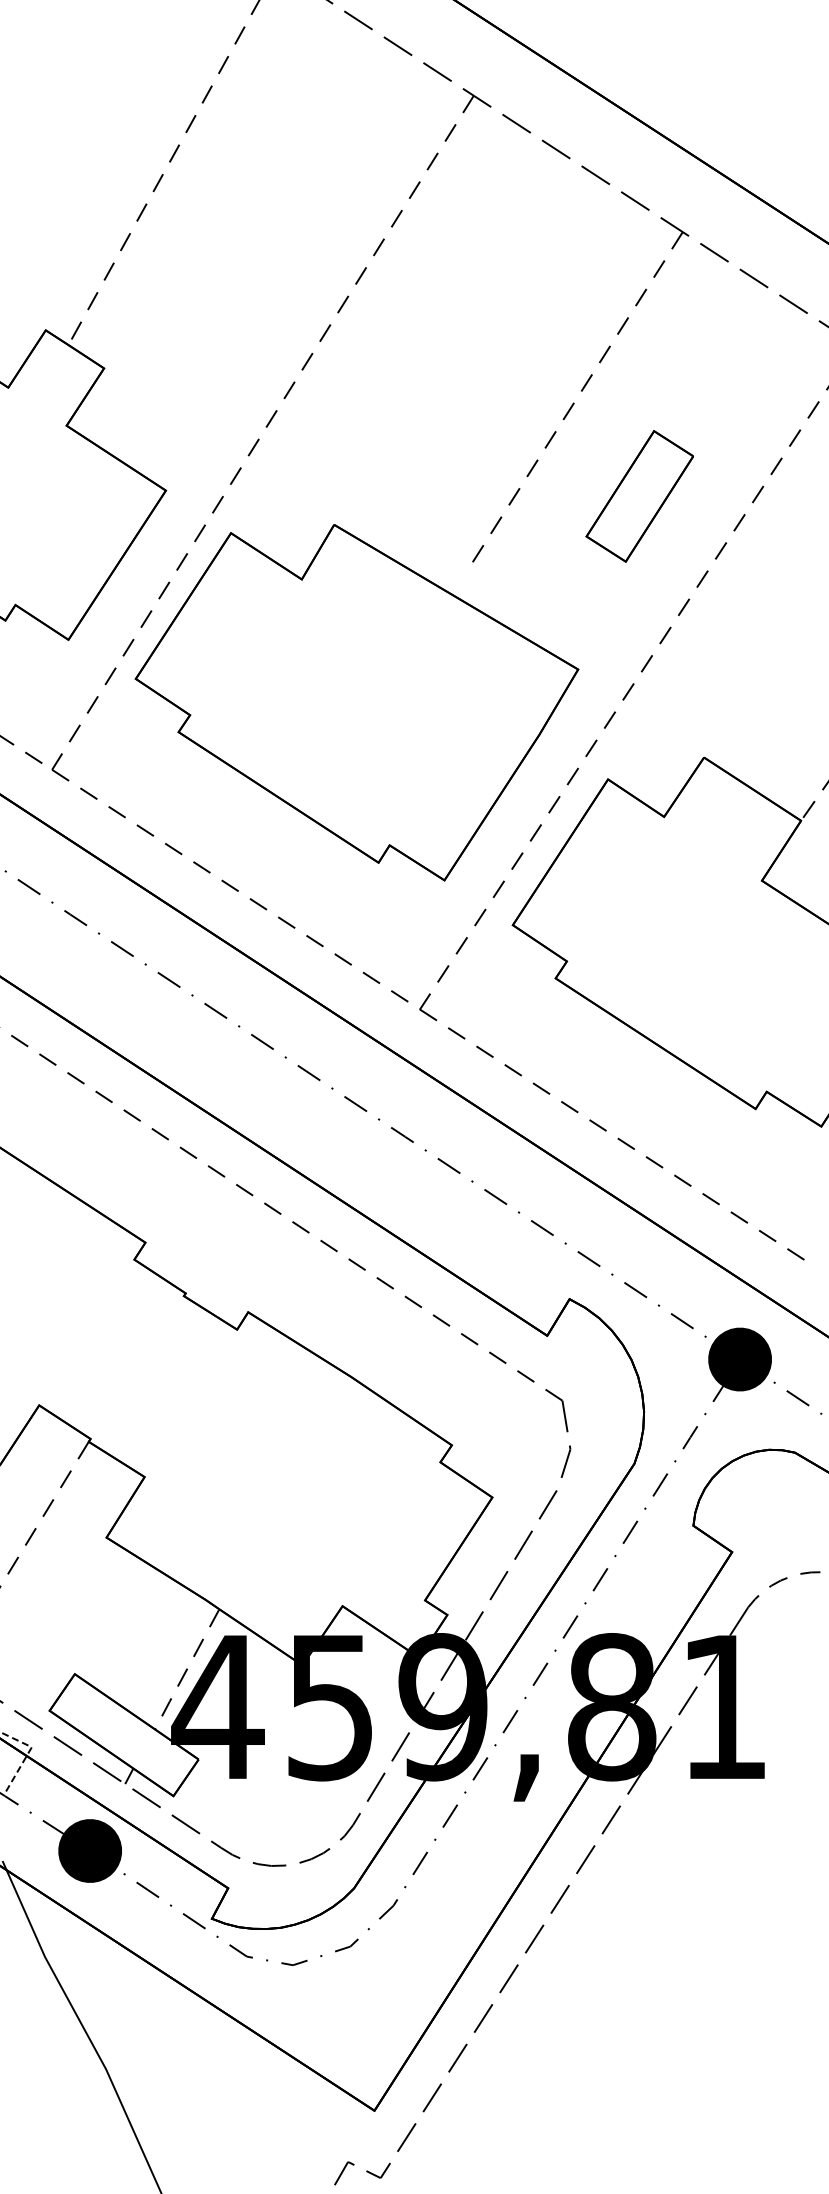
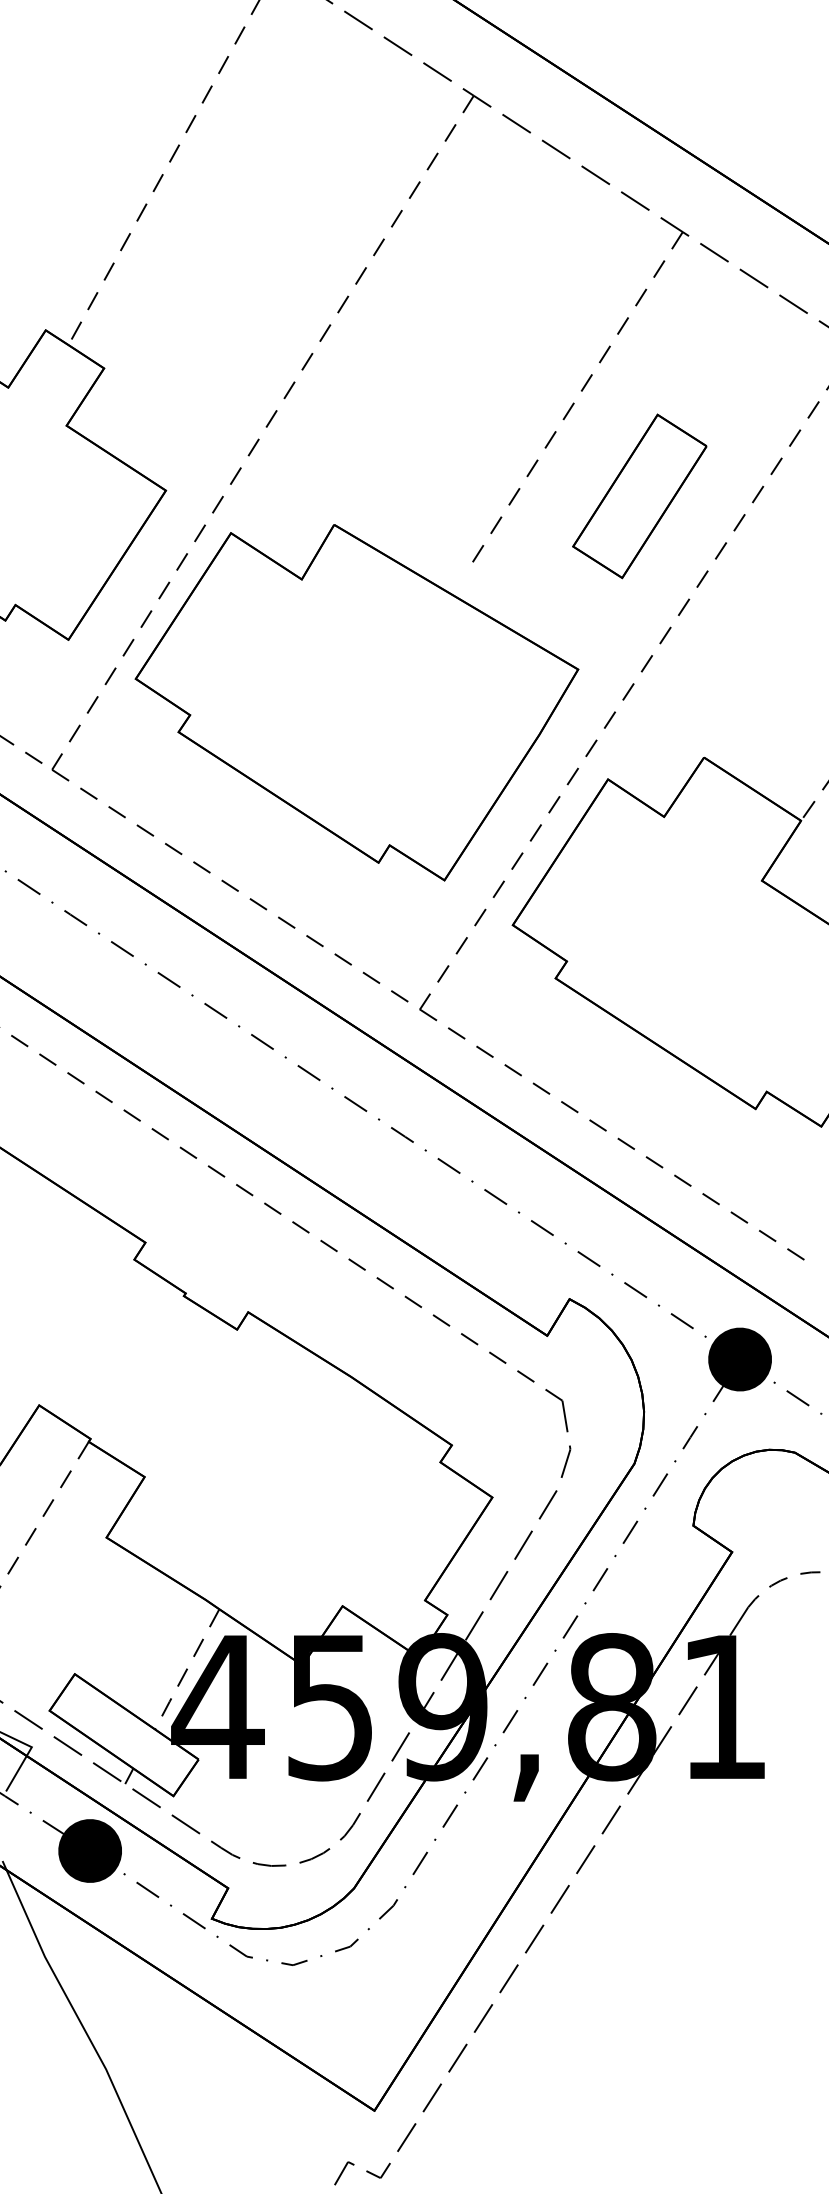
part size: 109x133 px -> 136x167 px (639, 496)
line: dashed -> solid (27, 1754)
